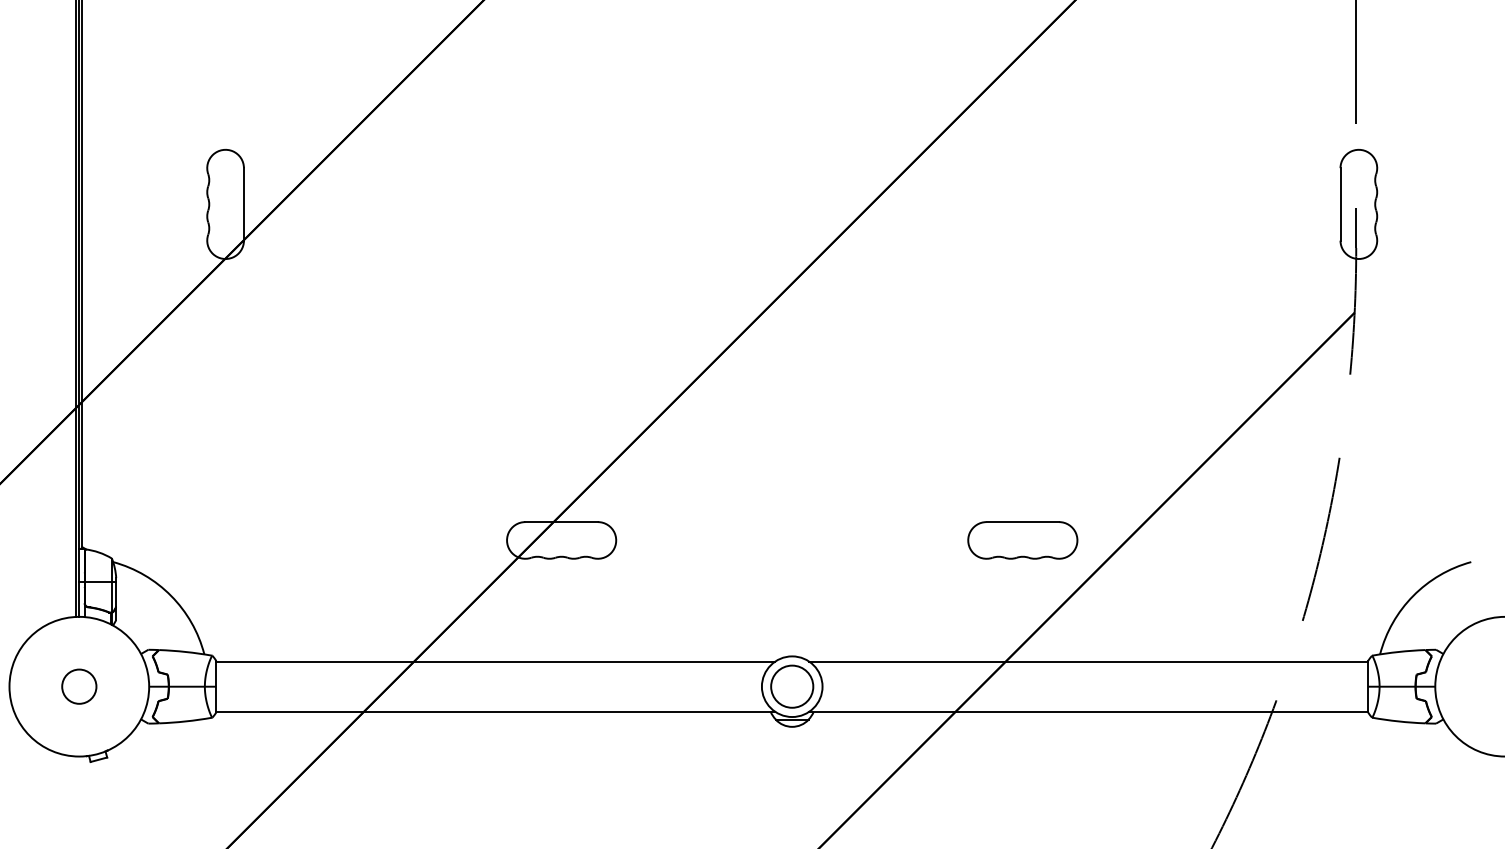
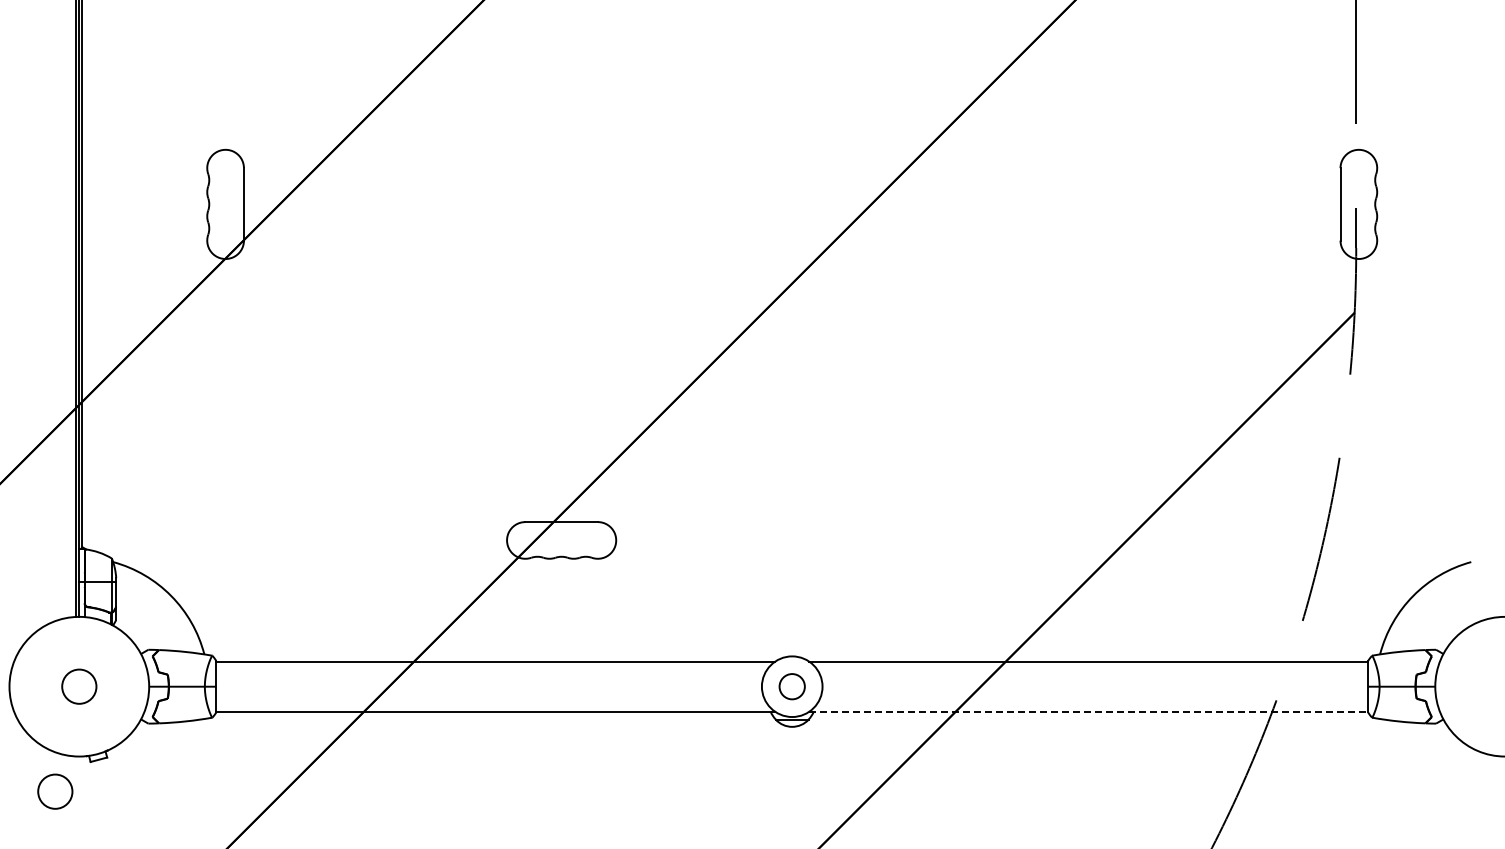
part: present -> none (1022, 540)
circle diameter: 42 px -> 25 px (791, 686)
line: solid -> dashed (1089, 711)
circle: none -> present (55, 791)
